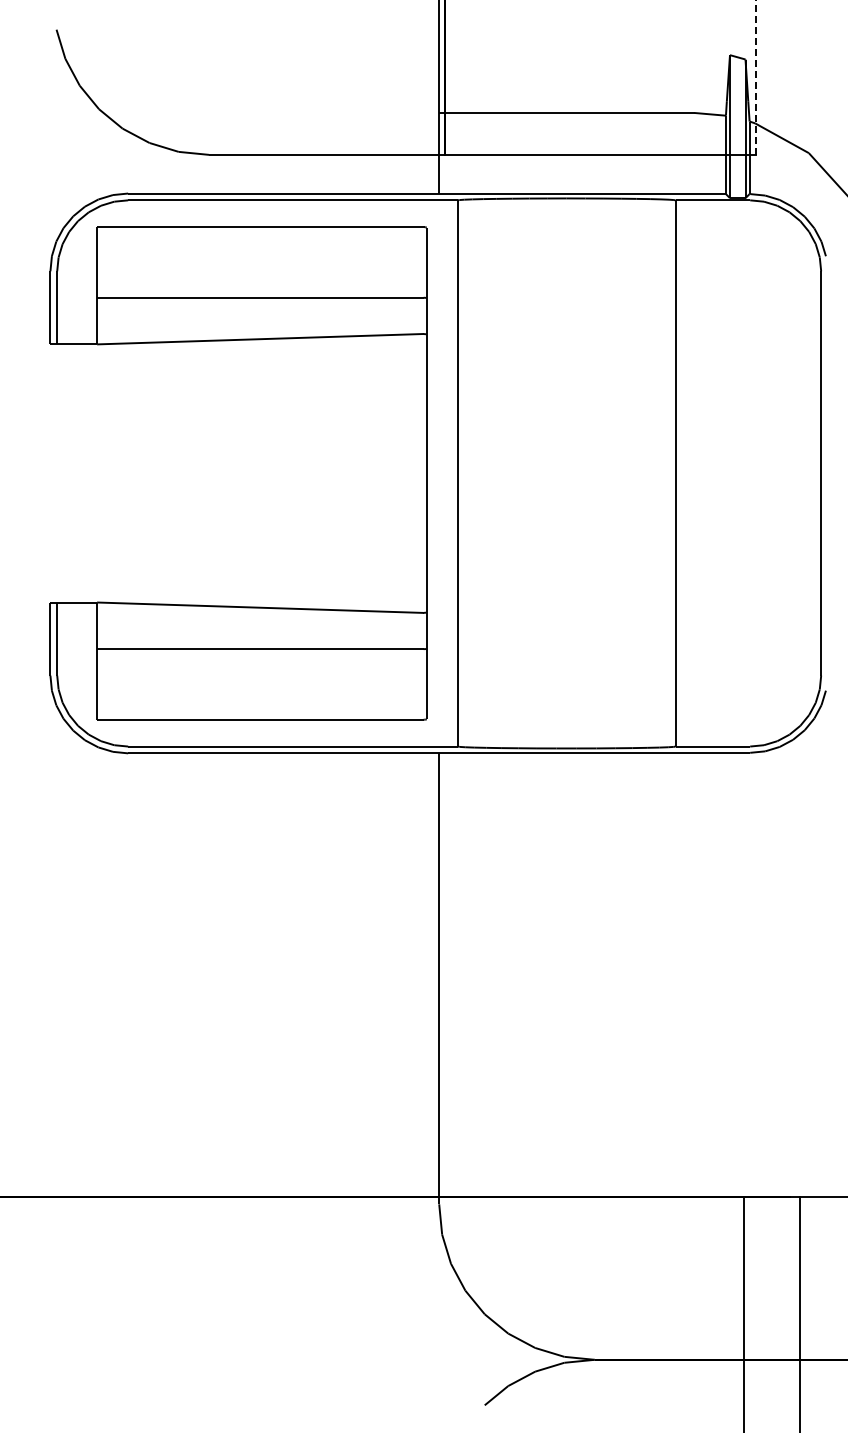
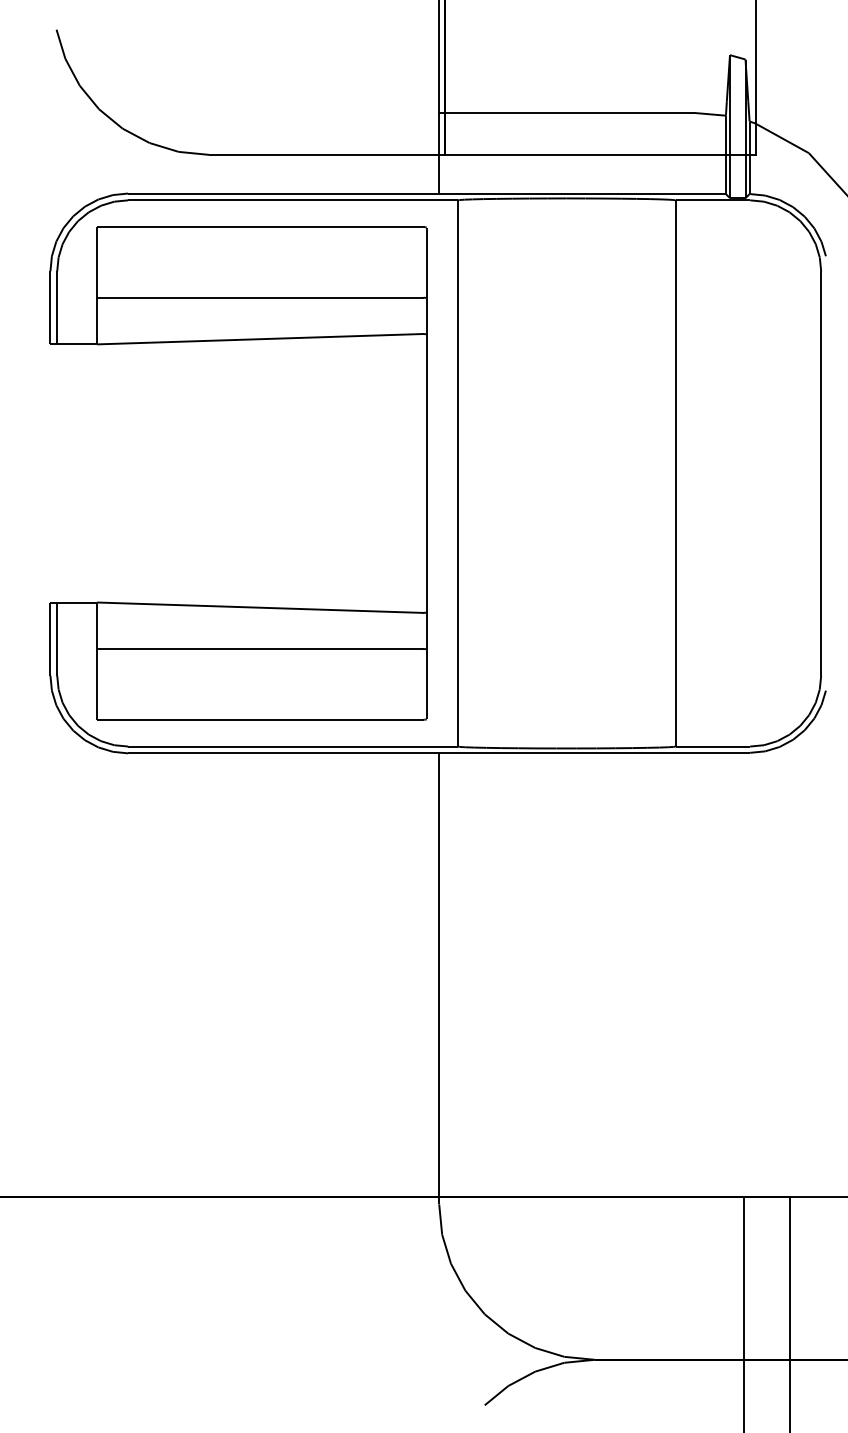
line: dashed -> solid (755, 76)
line position: (800, 1312) -> (790, 1312) (790, 1312)
